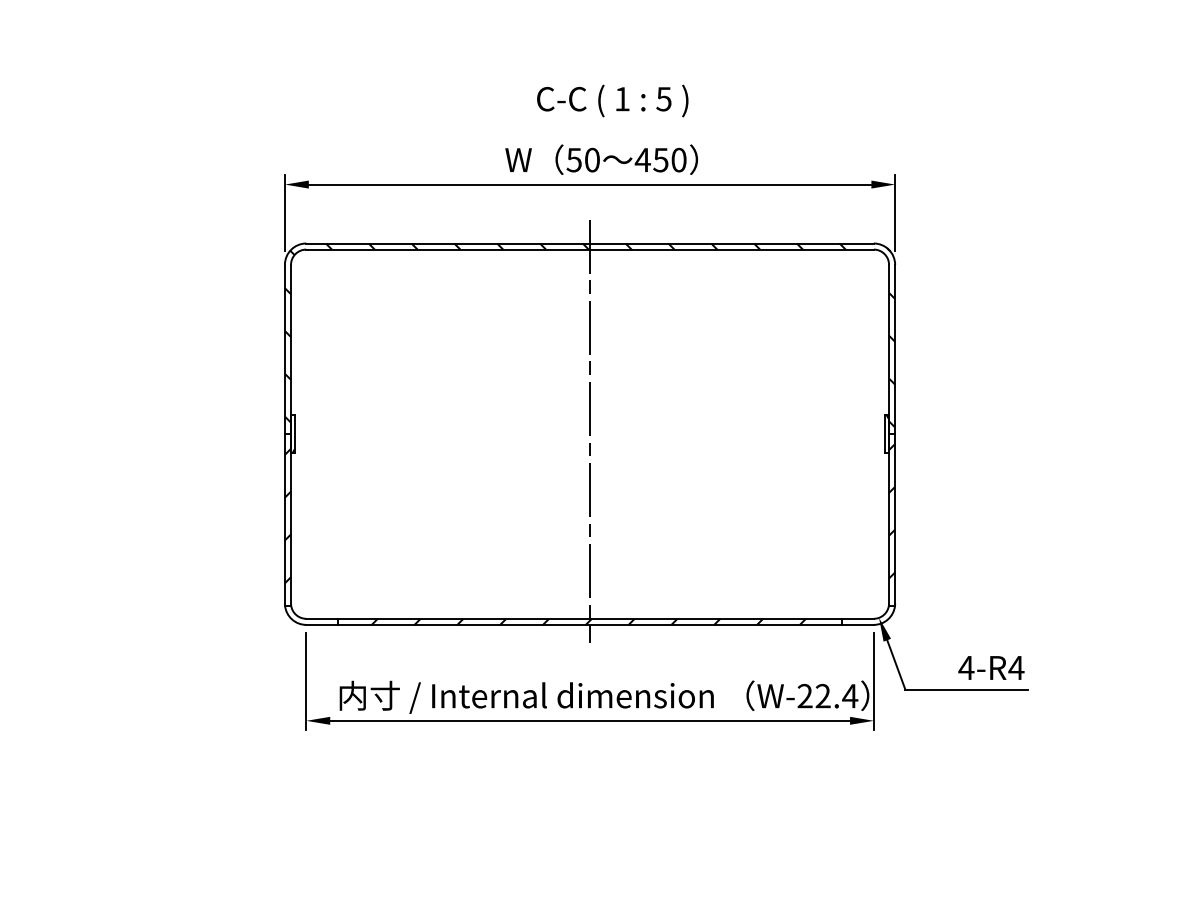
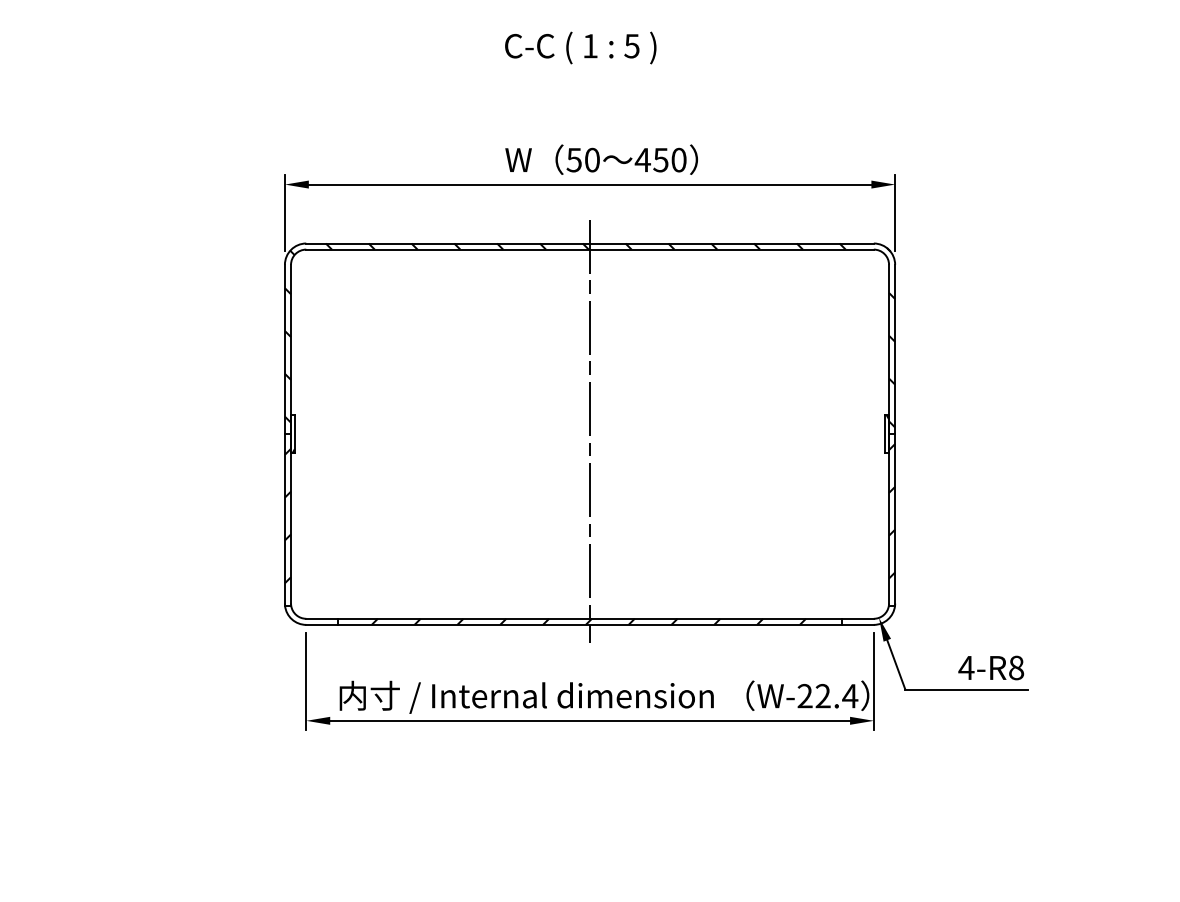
text position: (612, 100) -> (580, 47) (580, 47)
text: 4-R4 -> 4-R8 (1016, 667)
